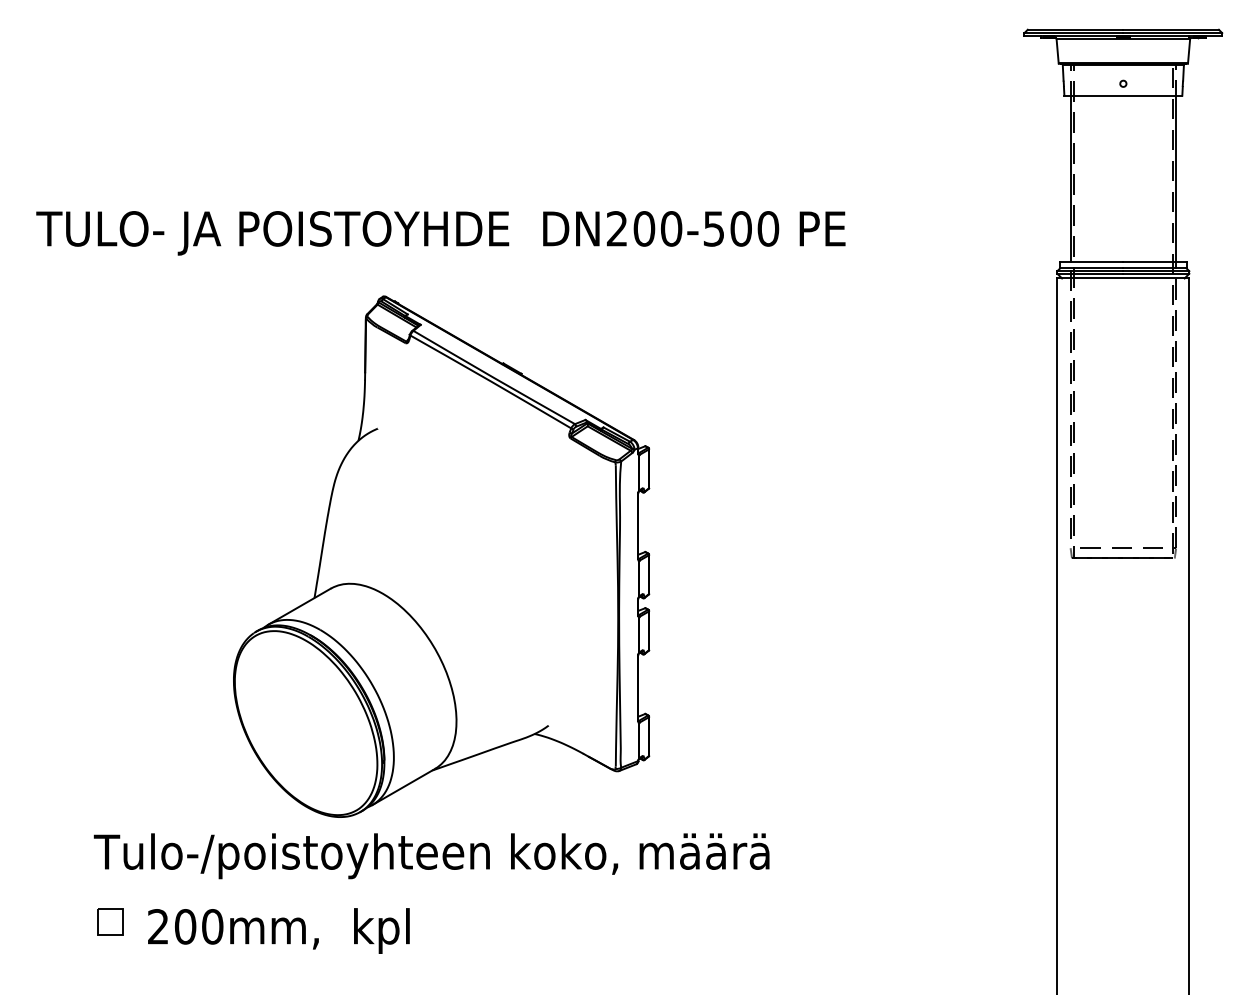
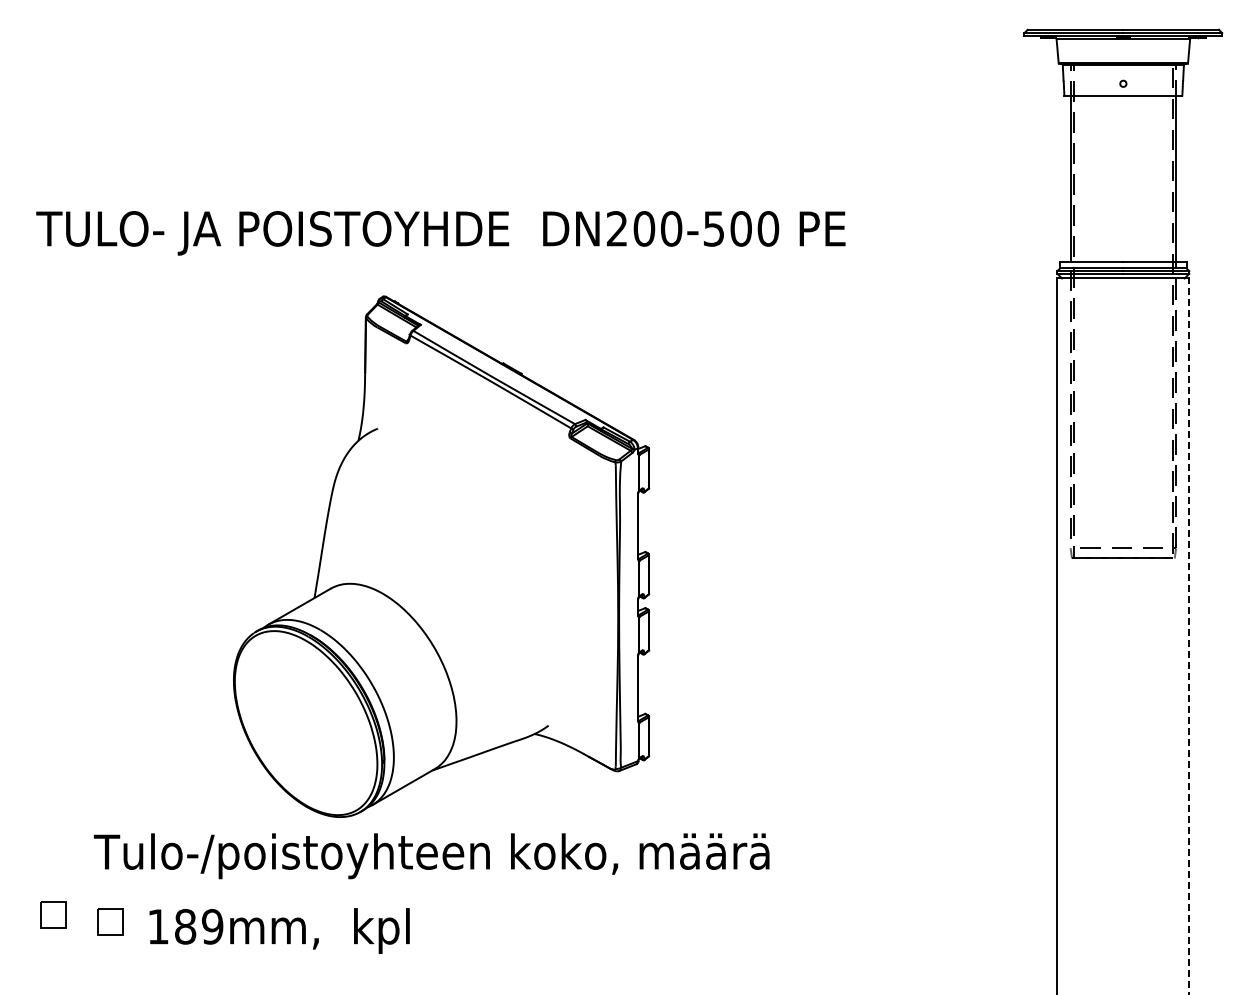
line: solid -> dashed (1189, 636)
part: none -> present (53, 914)
text: 200mm, -> 189mm, (185, 926)
